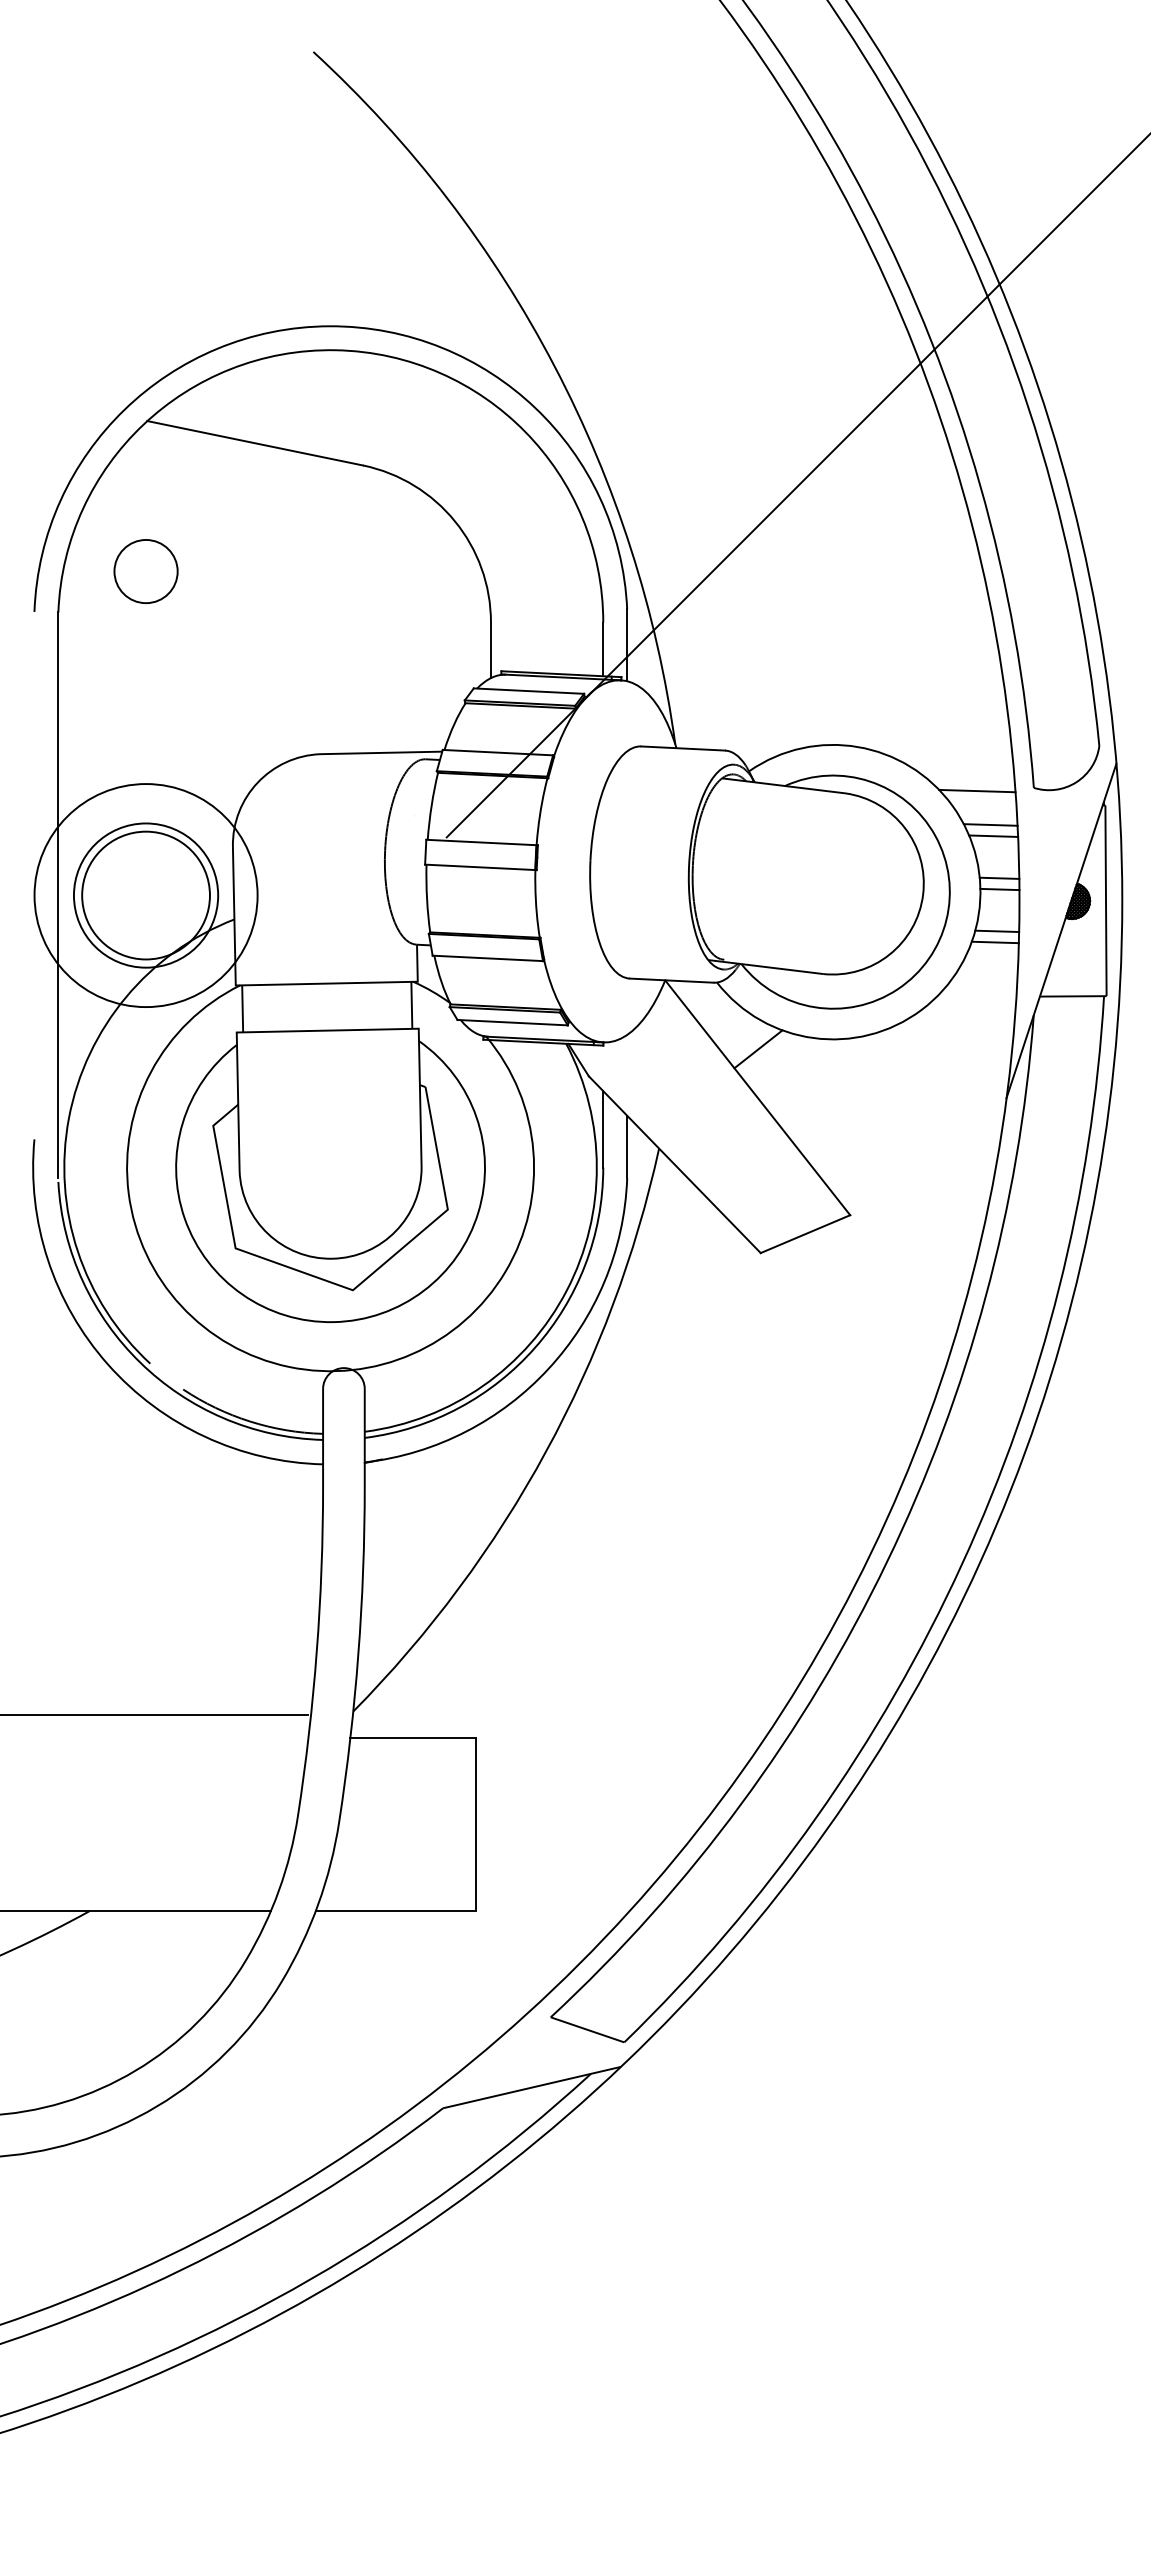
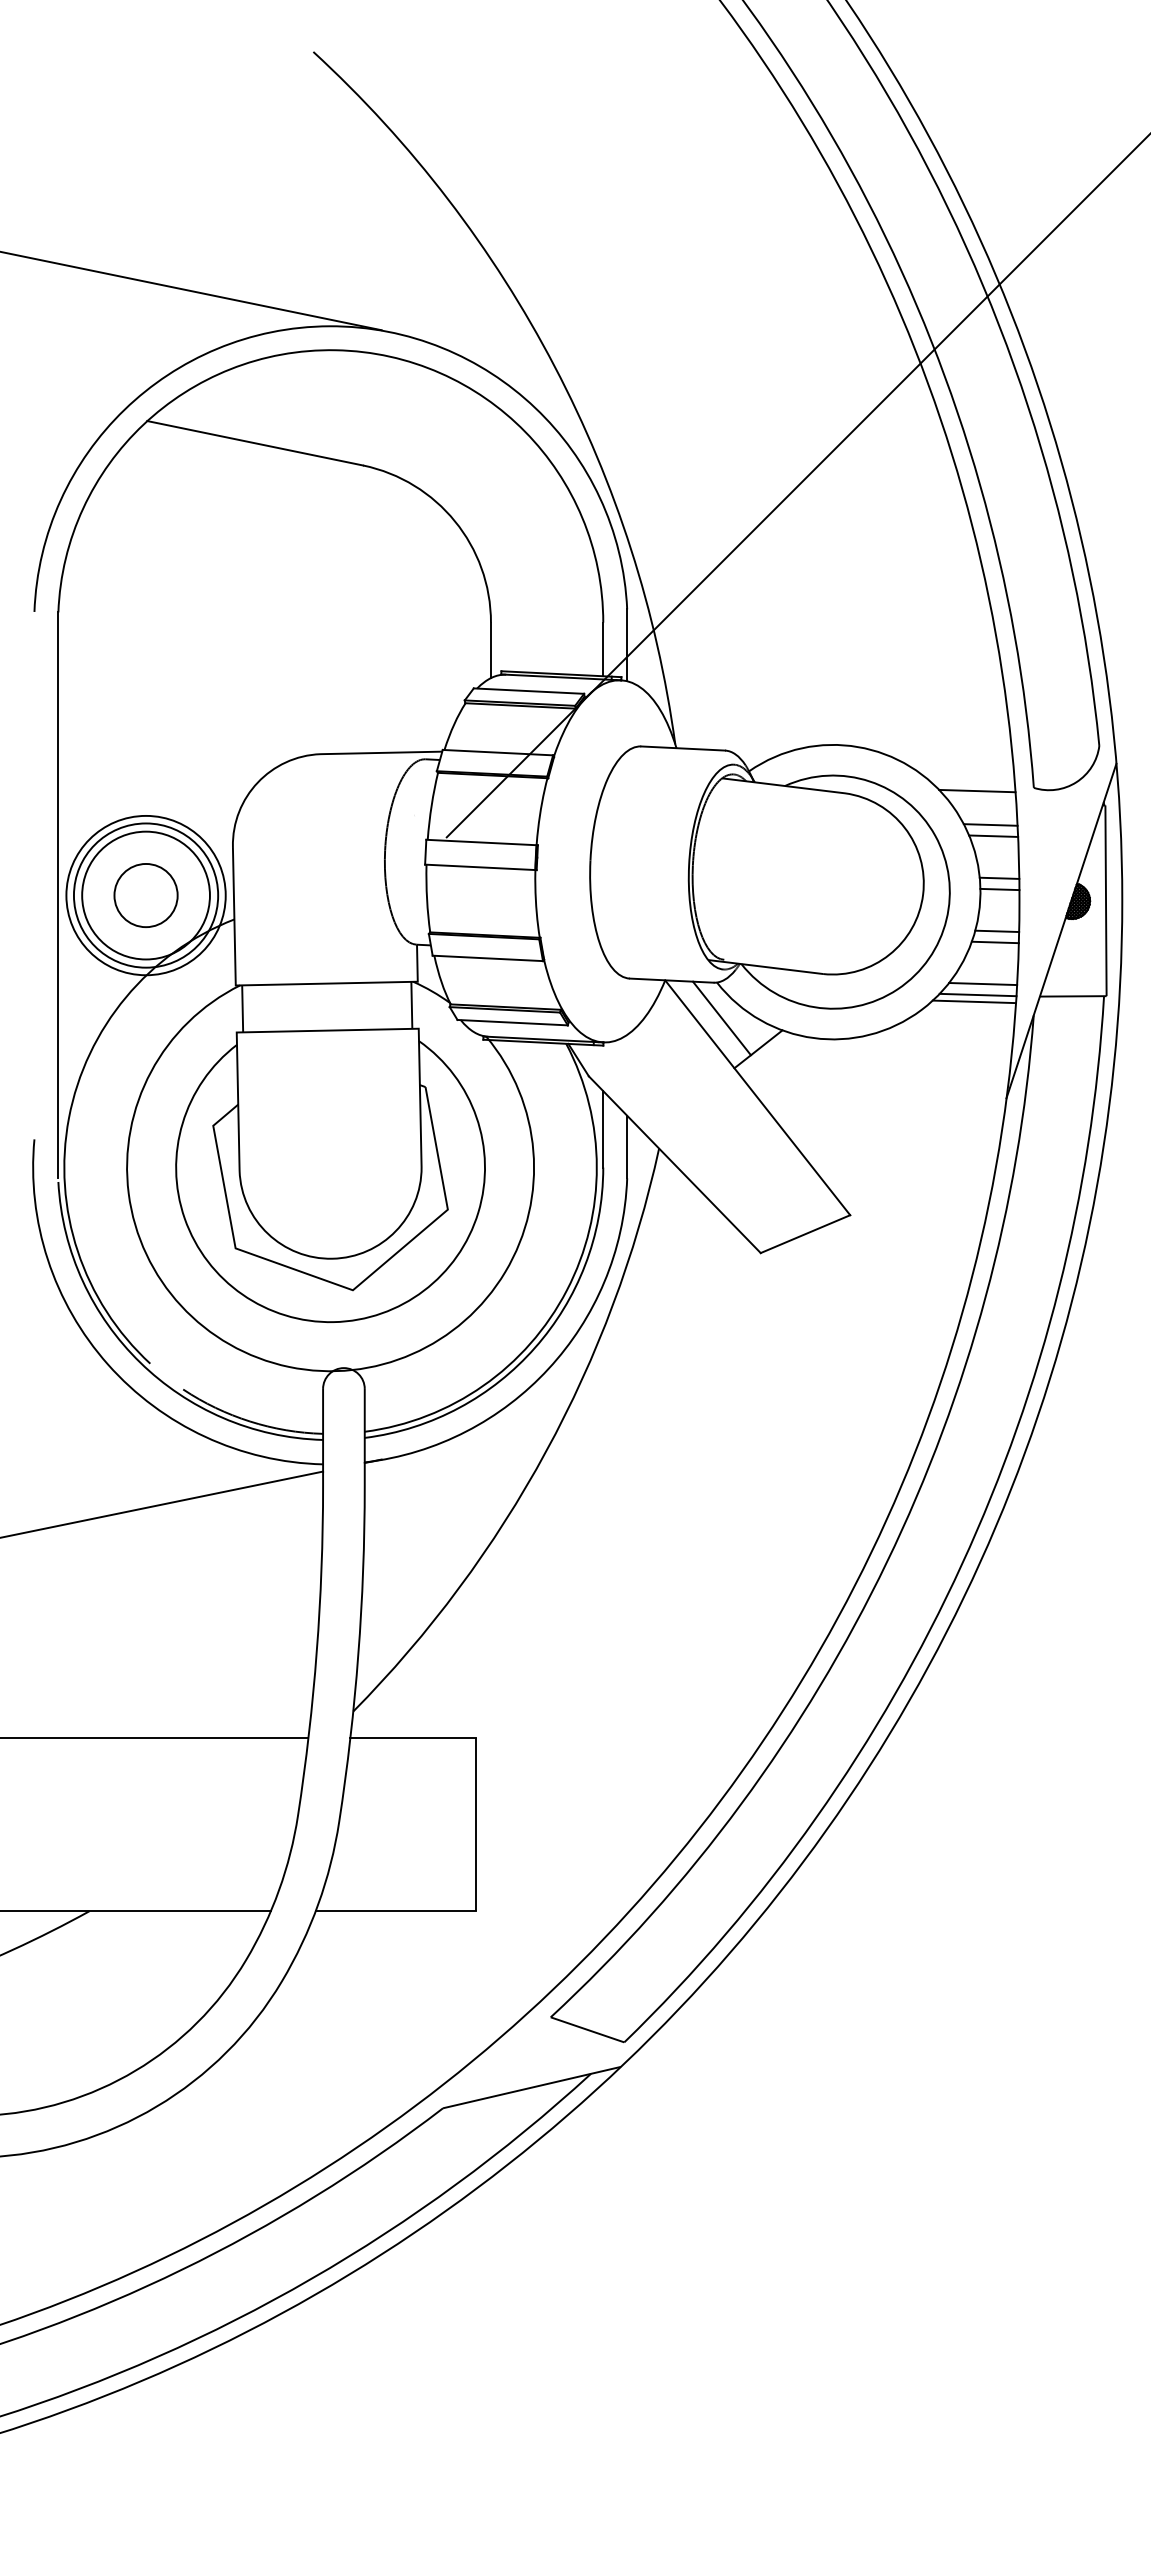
line: none -> present (191, 291)
circle position: (145, 571) -> (145, 895) (145, 895)
circle diameter: 223 px -> 159 px (145, 895)
line: none -> present (983, 984)
line: none -> present (977, 994)
line: none -> present (974, 1001)
line: none -> present (721, 1018)
line: none -> present (162, 1504)
line position: (155, 1715) -> (155, 1738) (155, 1738)
